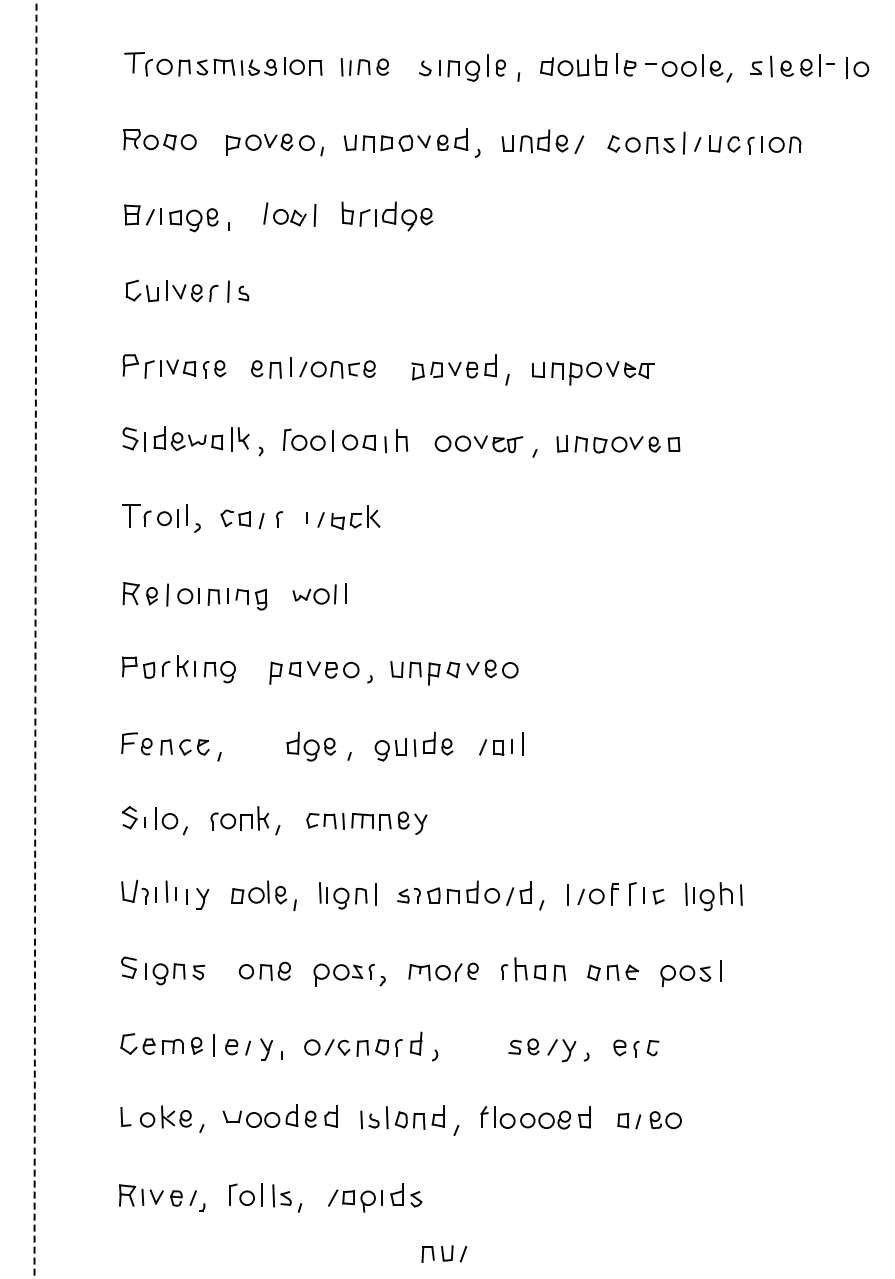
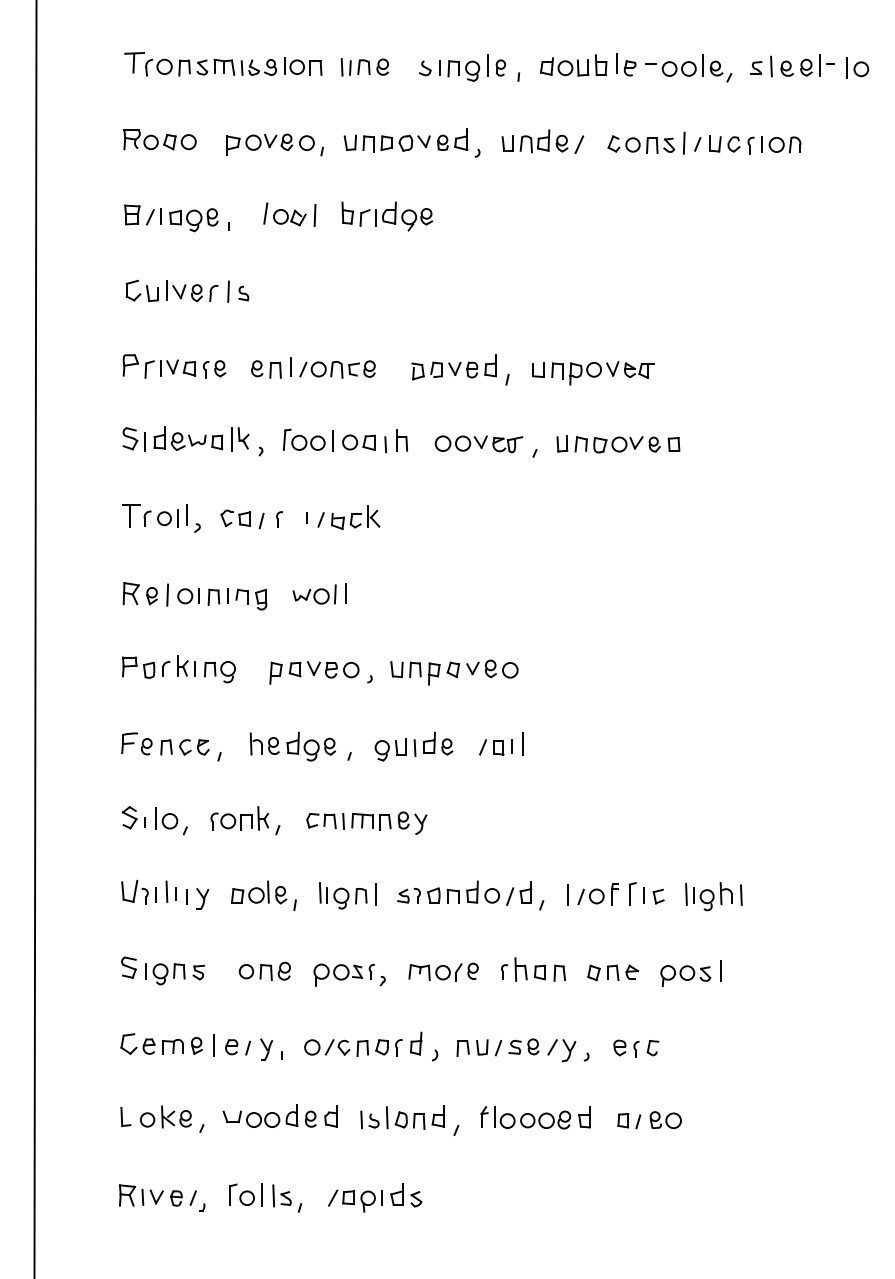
line: dashed -> solid (35, 639)
part: none -> present (264, 743)
part position: (444, 1253) -> (479, 1047) (479, 1047)
